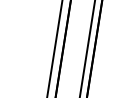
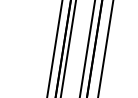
line: none -> present (68, 48)
line: none -> present (105, 48)
